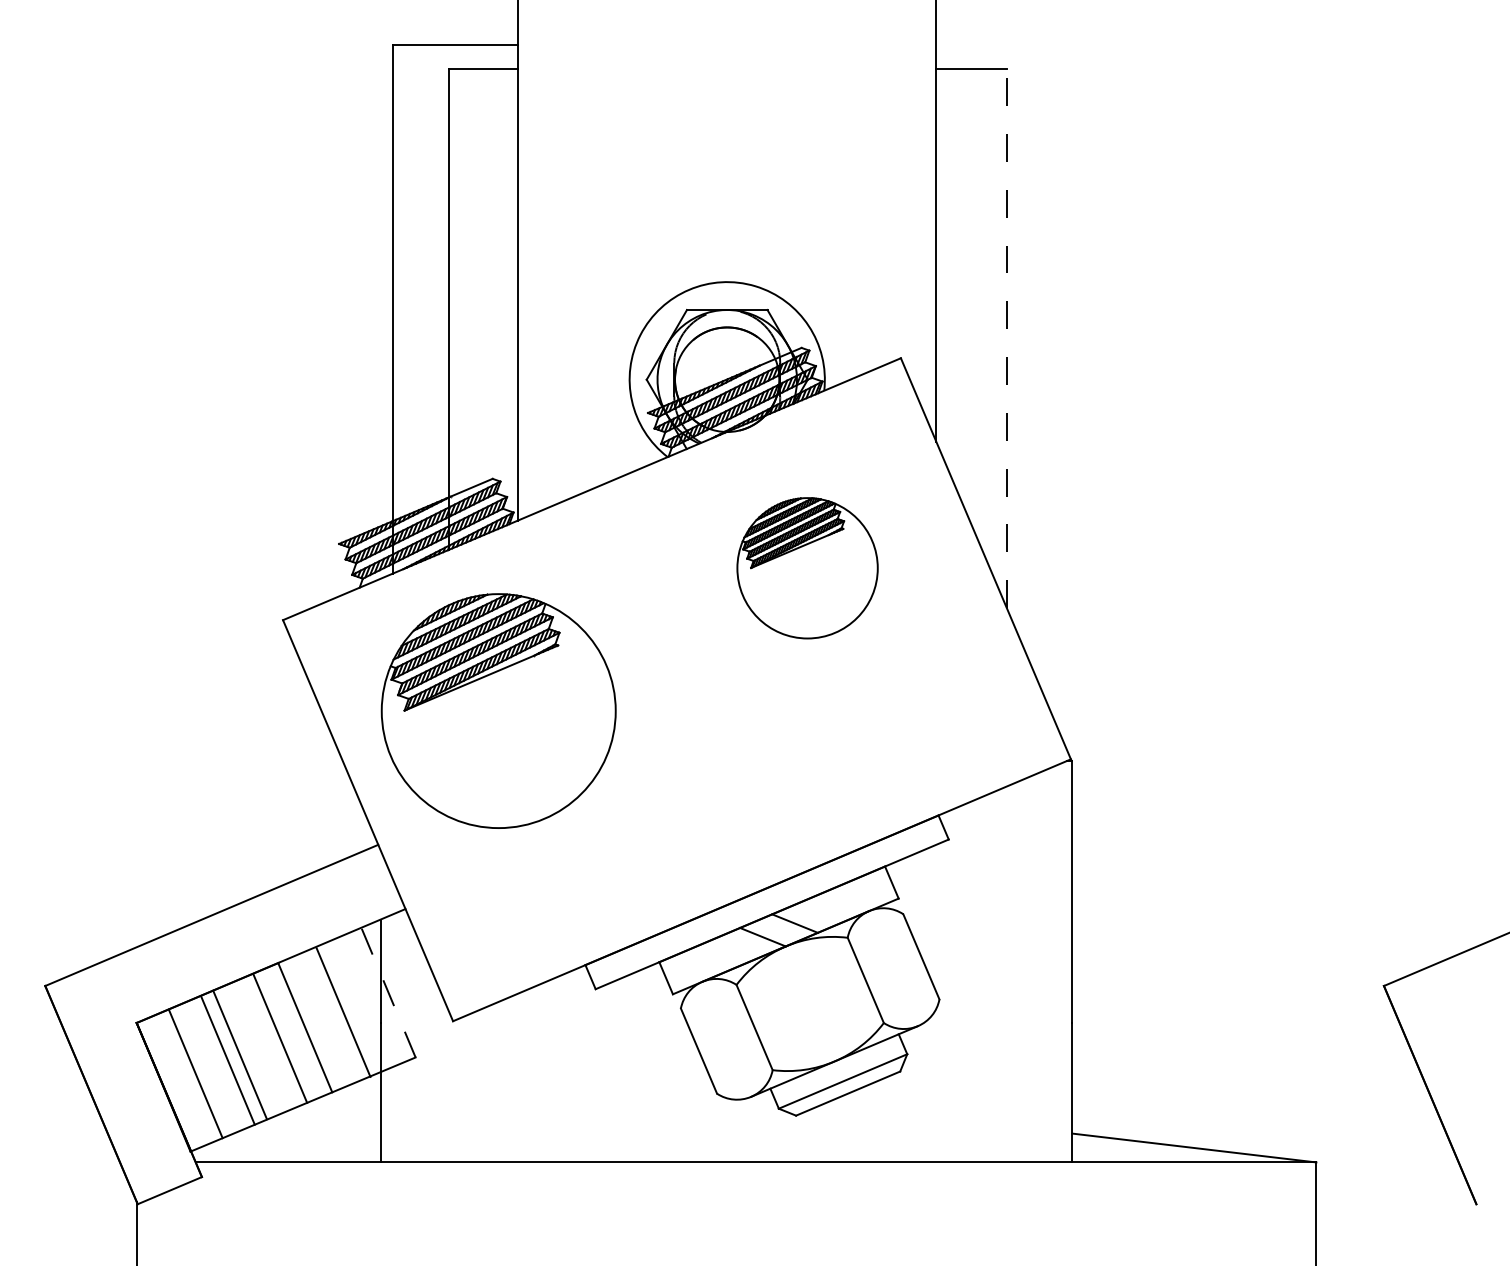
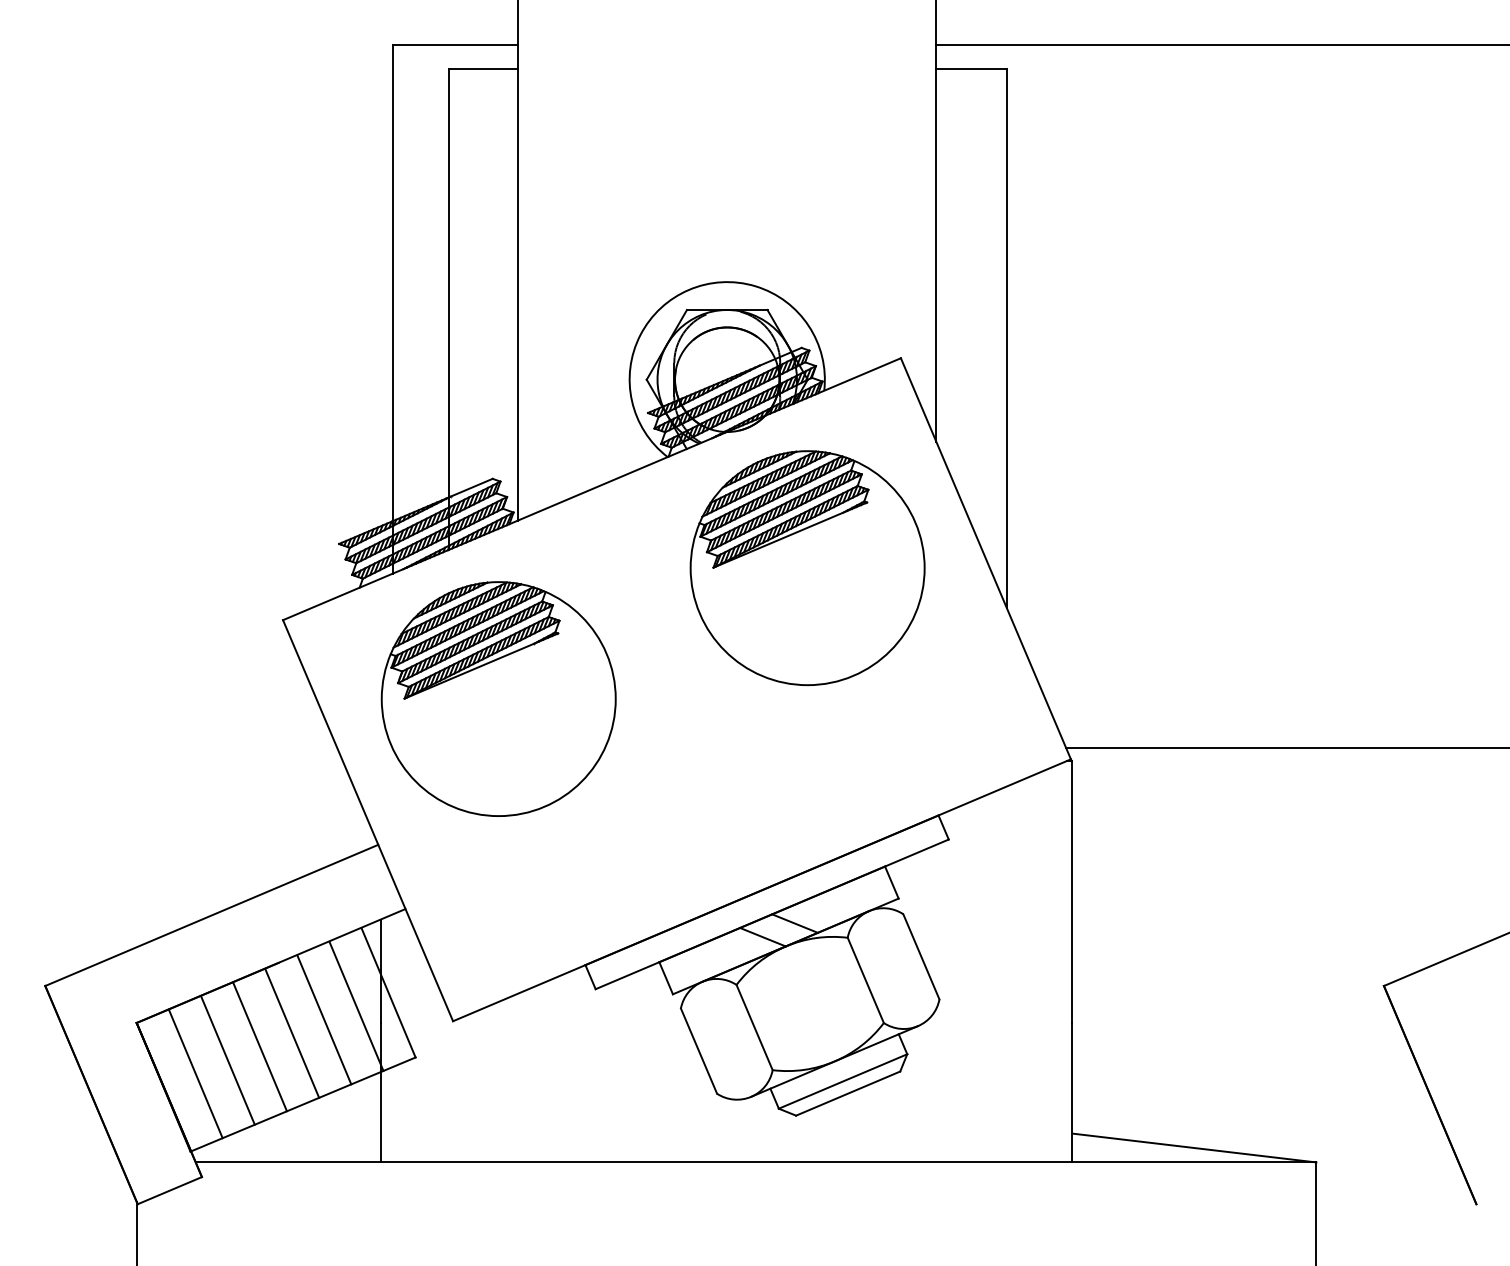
line: none -> present (1221, 45)
line: dashed -> solid (1006, 338)
part size: 143x143 px -> 237x237 px (807, 568)
part position: (498, 710) -> (498, 698) (498, 698)
line: none -> present (1286, 748)
line: dashed -> solid (388, 993)
line position: (343, 1012) -> (356, 1006) (356, 1006)
line position: (305, 1027) -> (324, 1019) (324, 1019)
line position: (280, 1038) -> (292, 1033) (292, 1033)
line position: (239, 1054) -> (259, 1046) (259, 1046)
